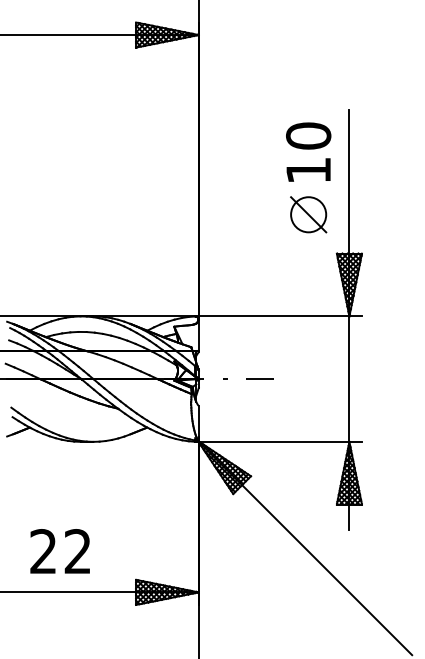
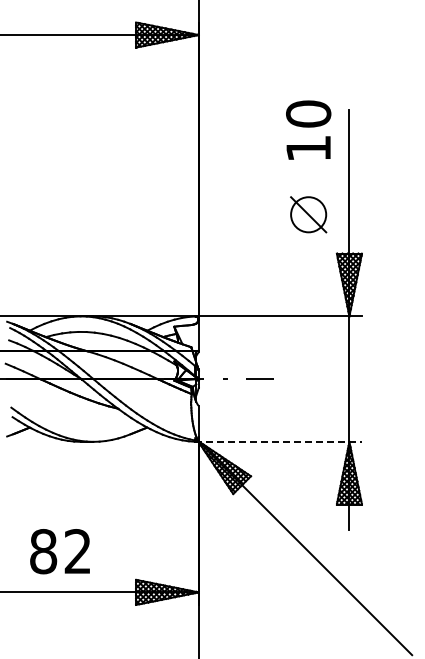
text position: (308, 151) -> (308, 129) (308, 129)
line: solid -> dashed (279, 441)
text: 22 -> 82 (43, 551)
